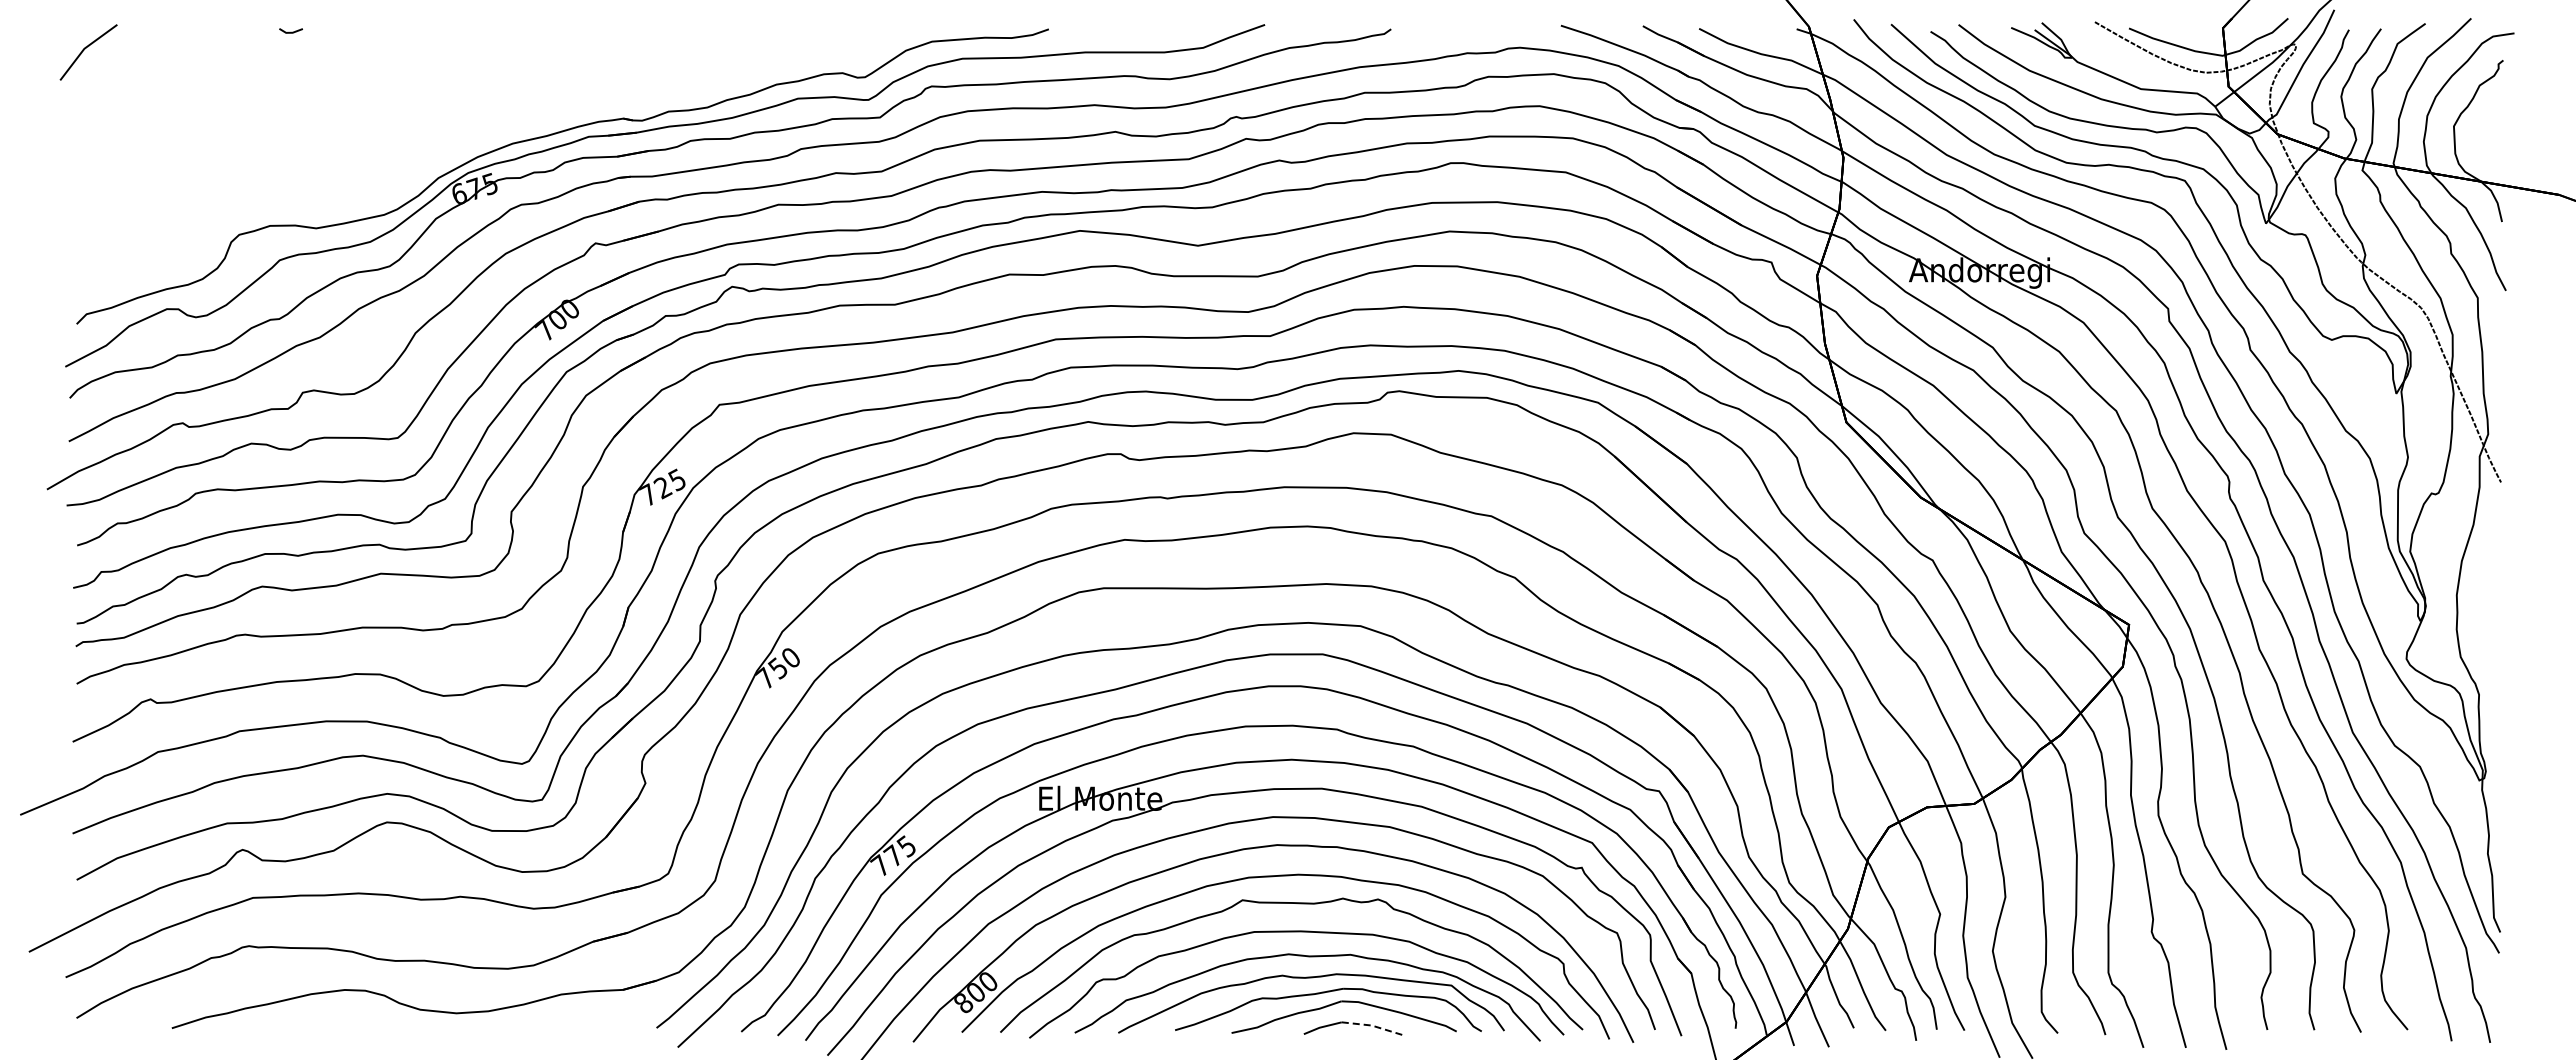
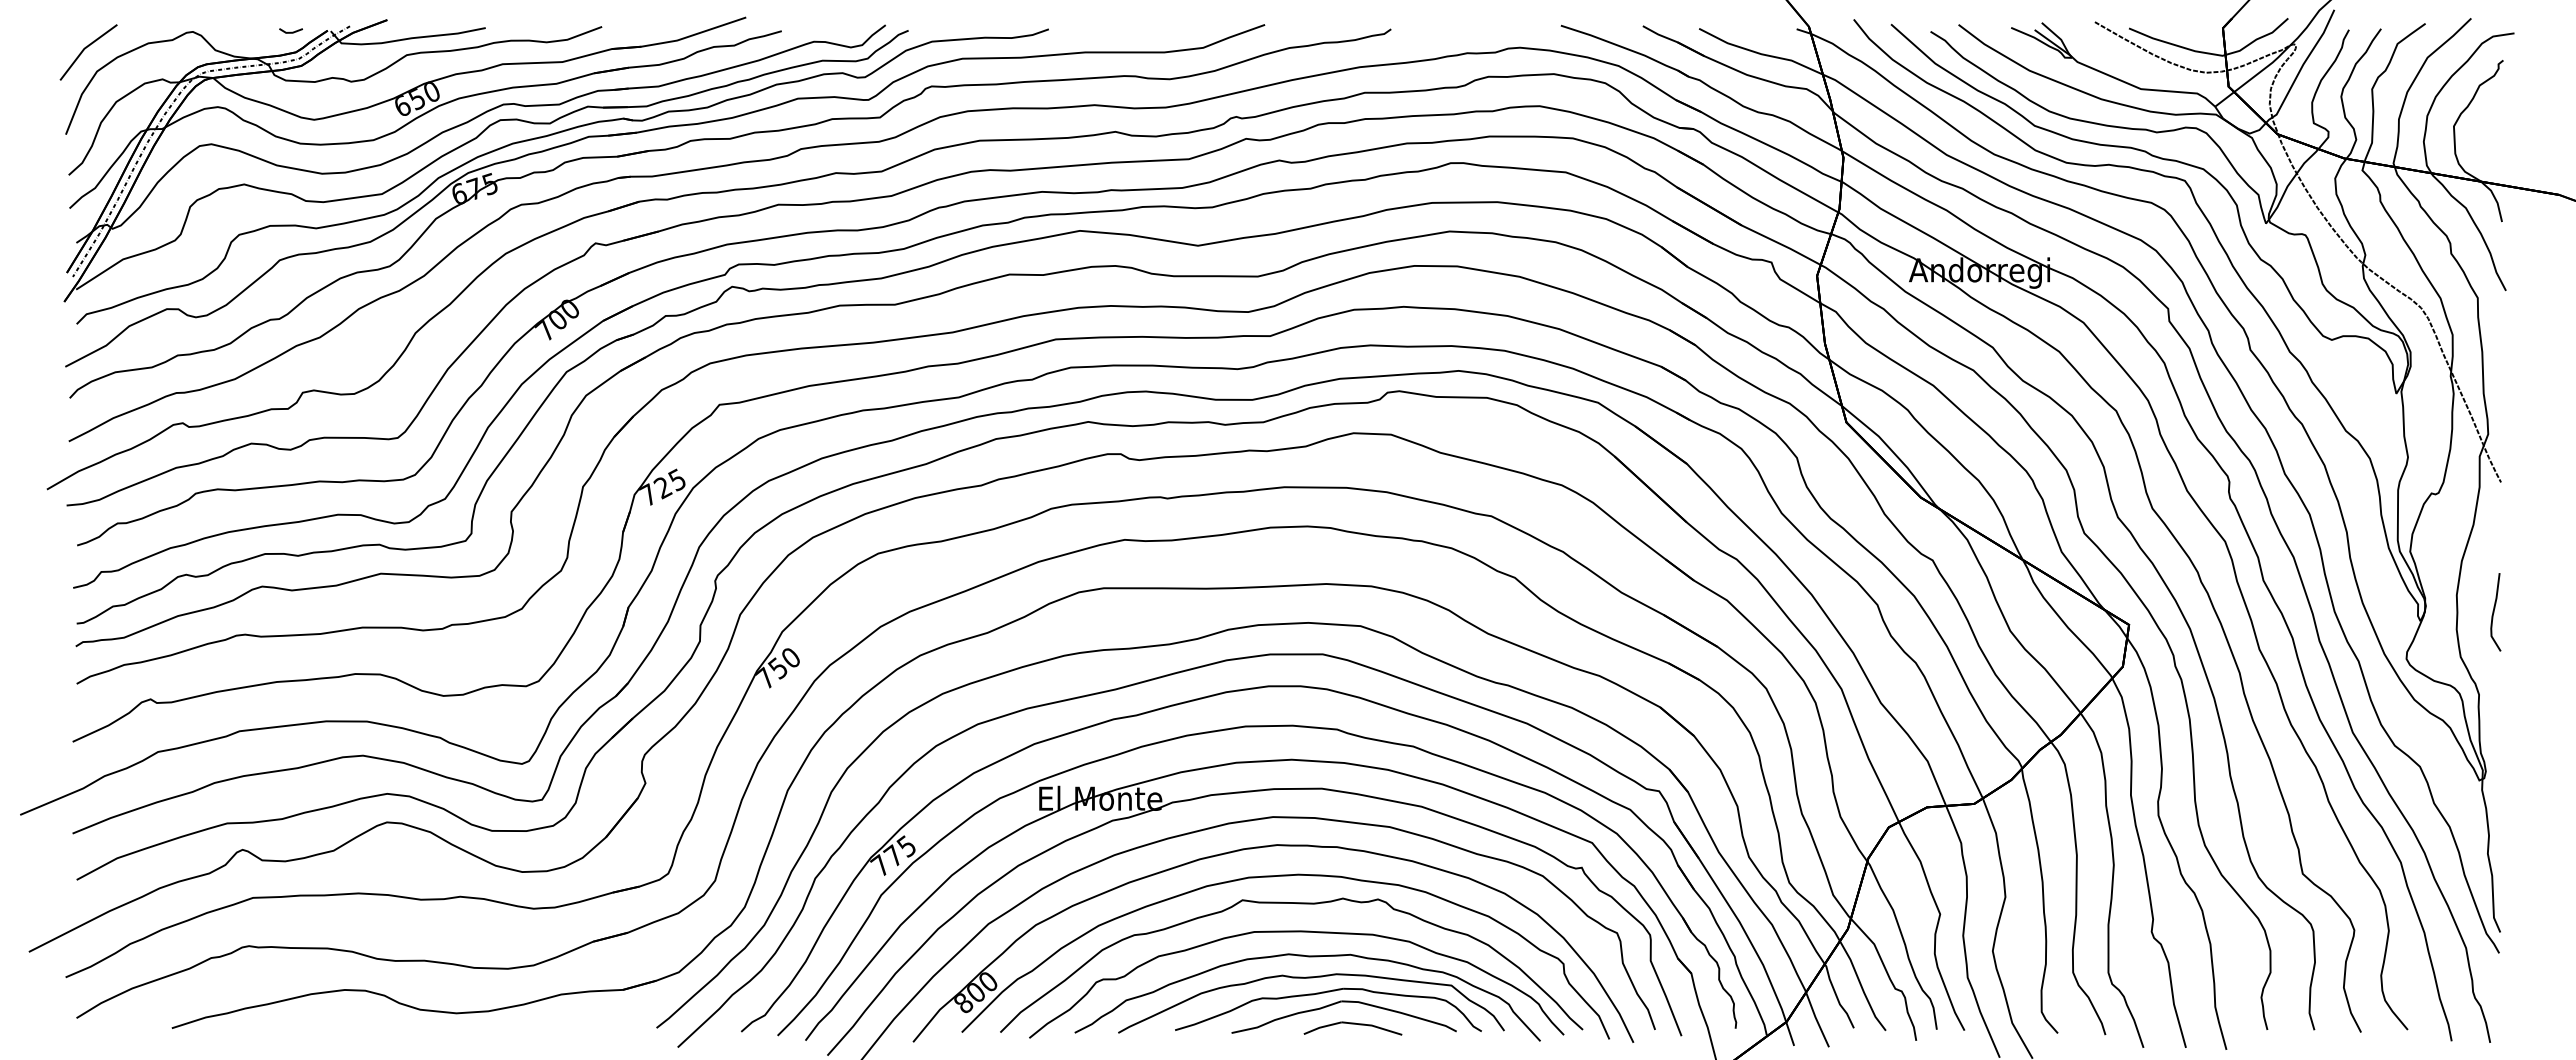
part: none -> present (475, 139)
curve: none -> present (2494, 612)
line: dashed -> solid (1371, 1025)
